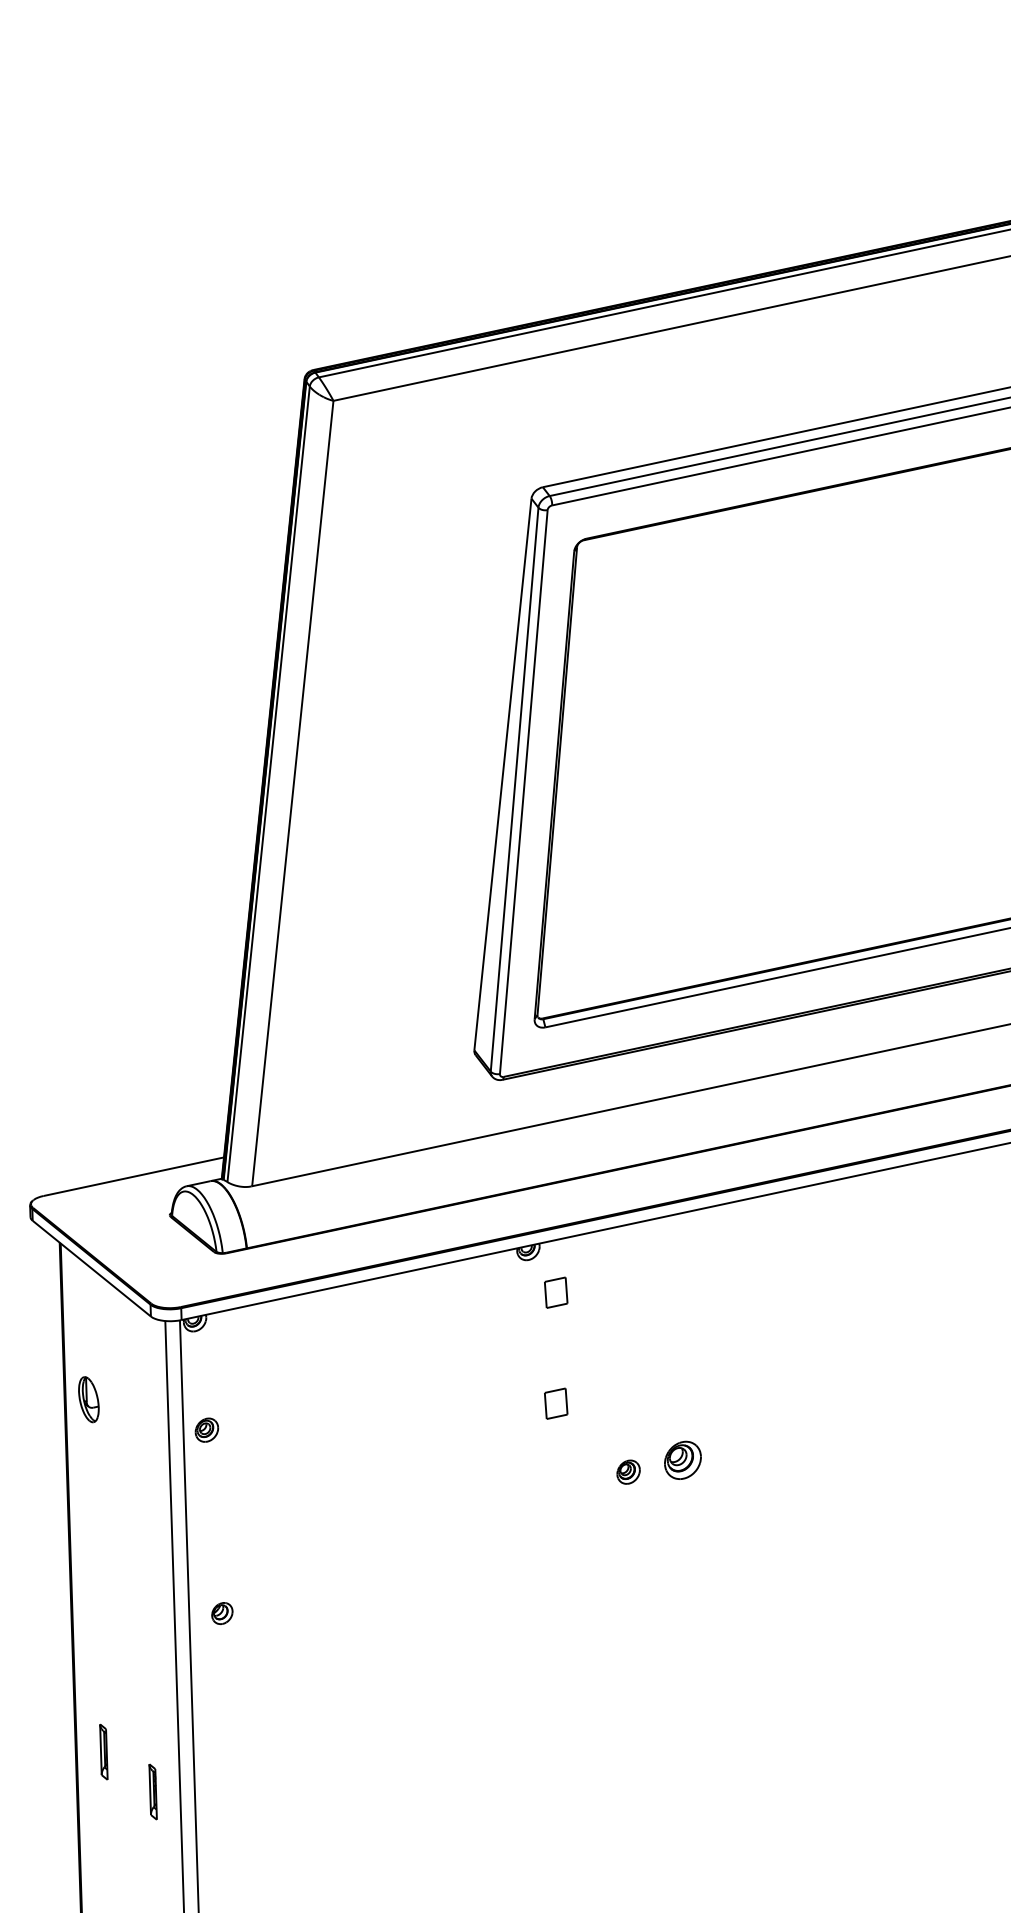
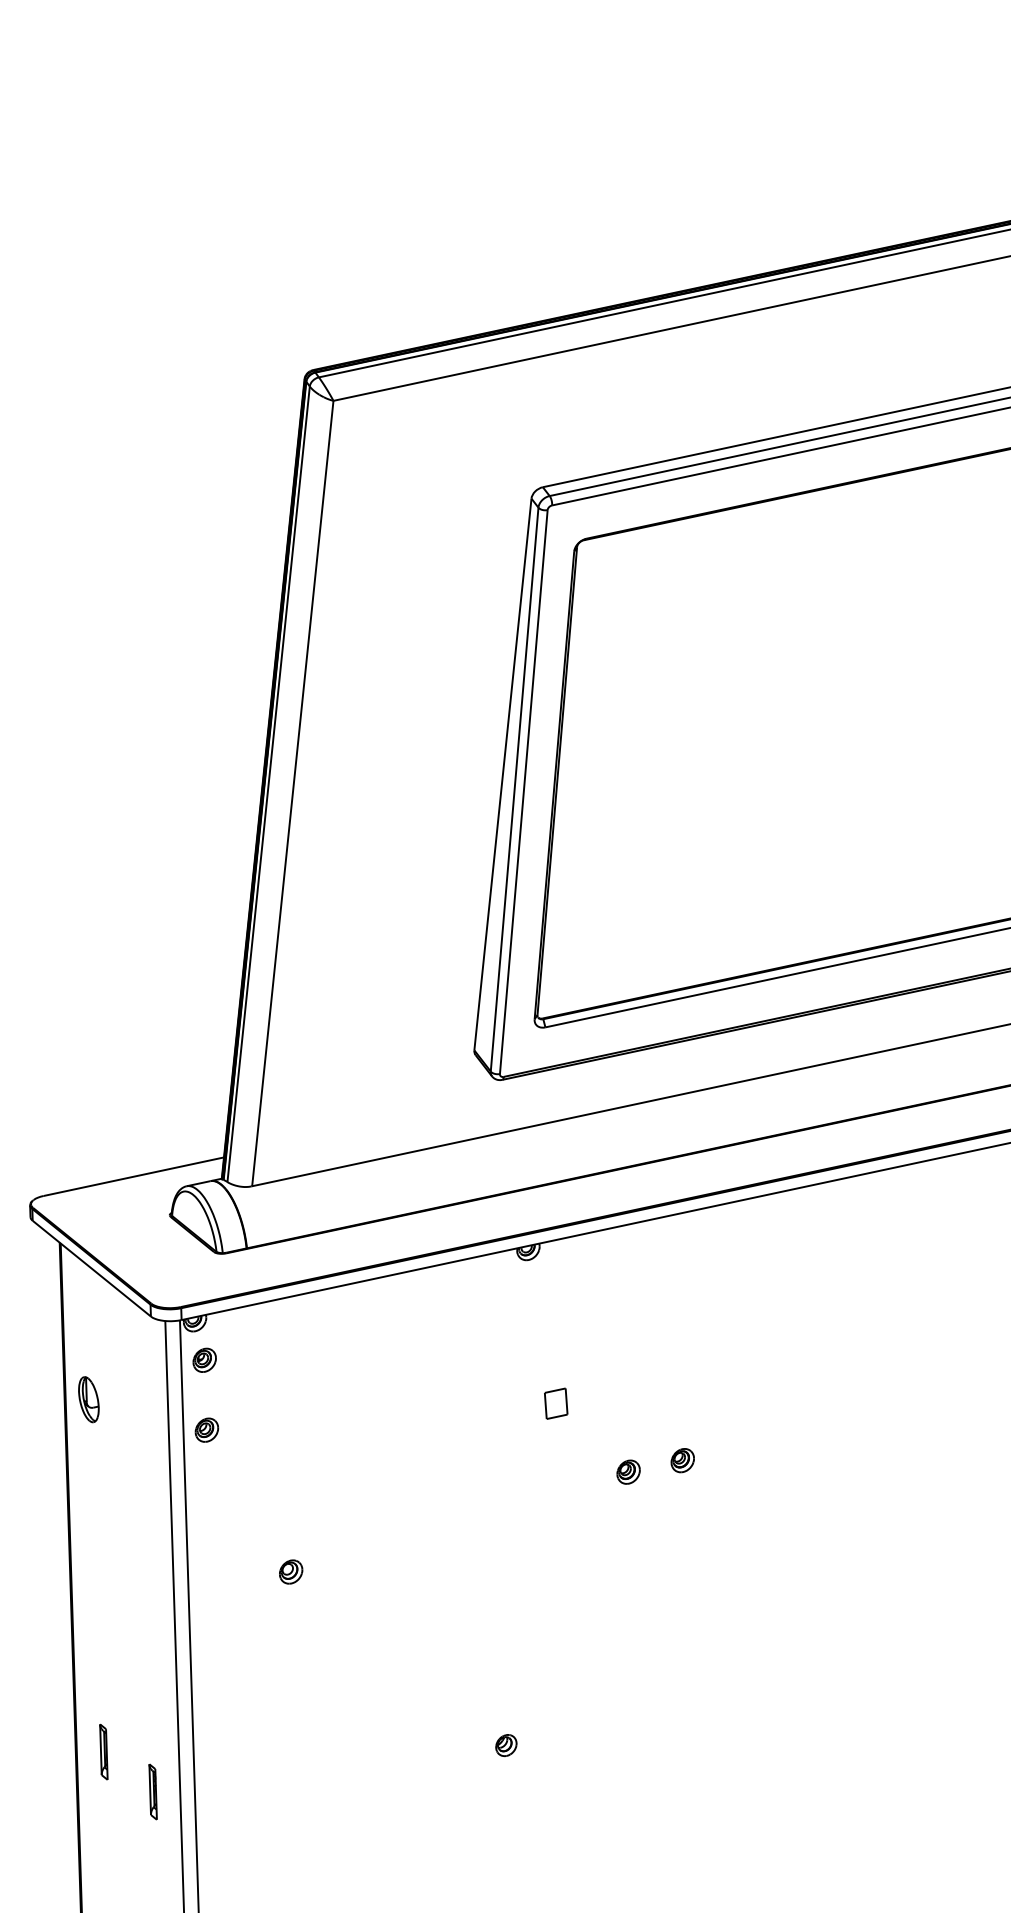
part: present -> none (556, 1292)
part: none -> present (204, 1359)
part size: 38x40 px -> 25x26 px (682, 1460)
part: none -> present (291, 1571)
part position: (222, 1613) -> (506, 1745) (506, 1745)
